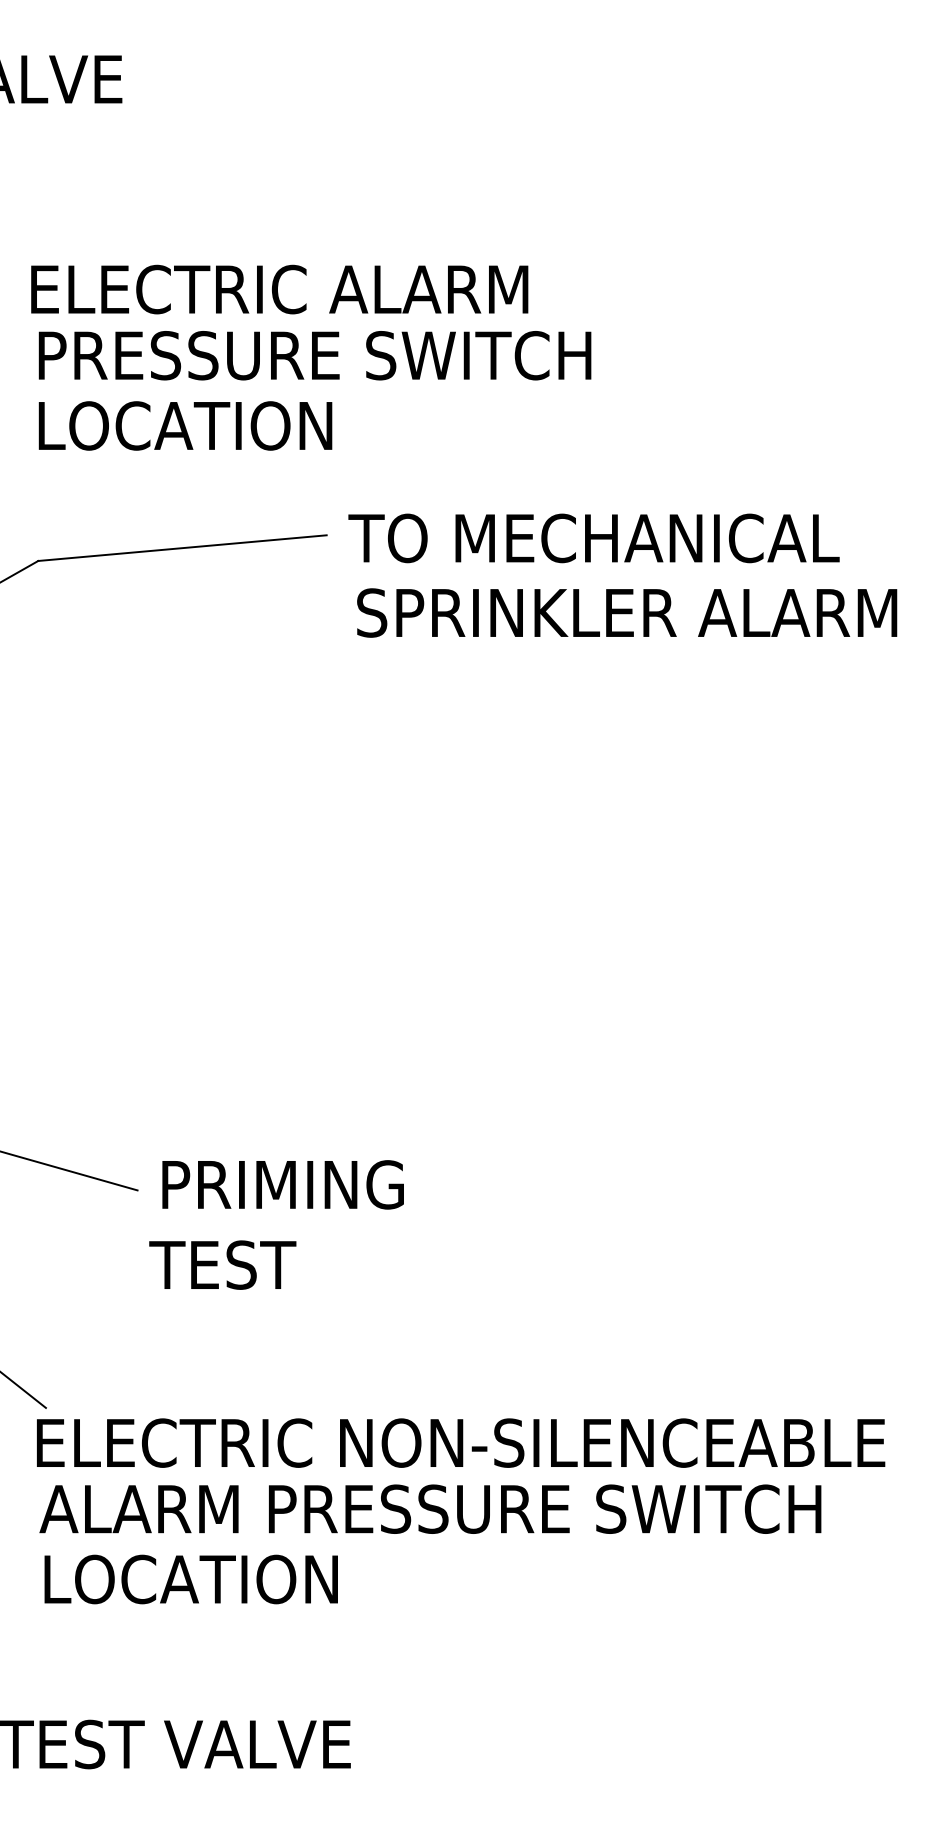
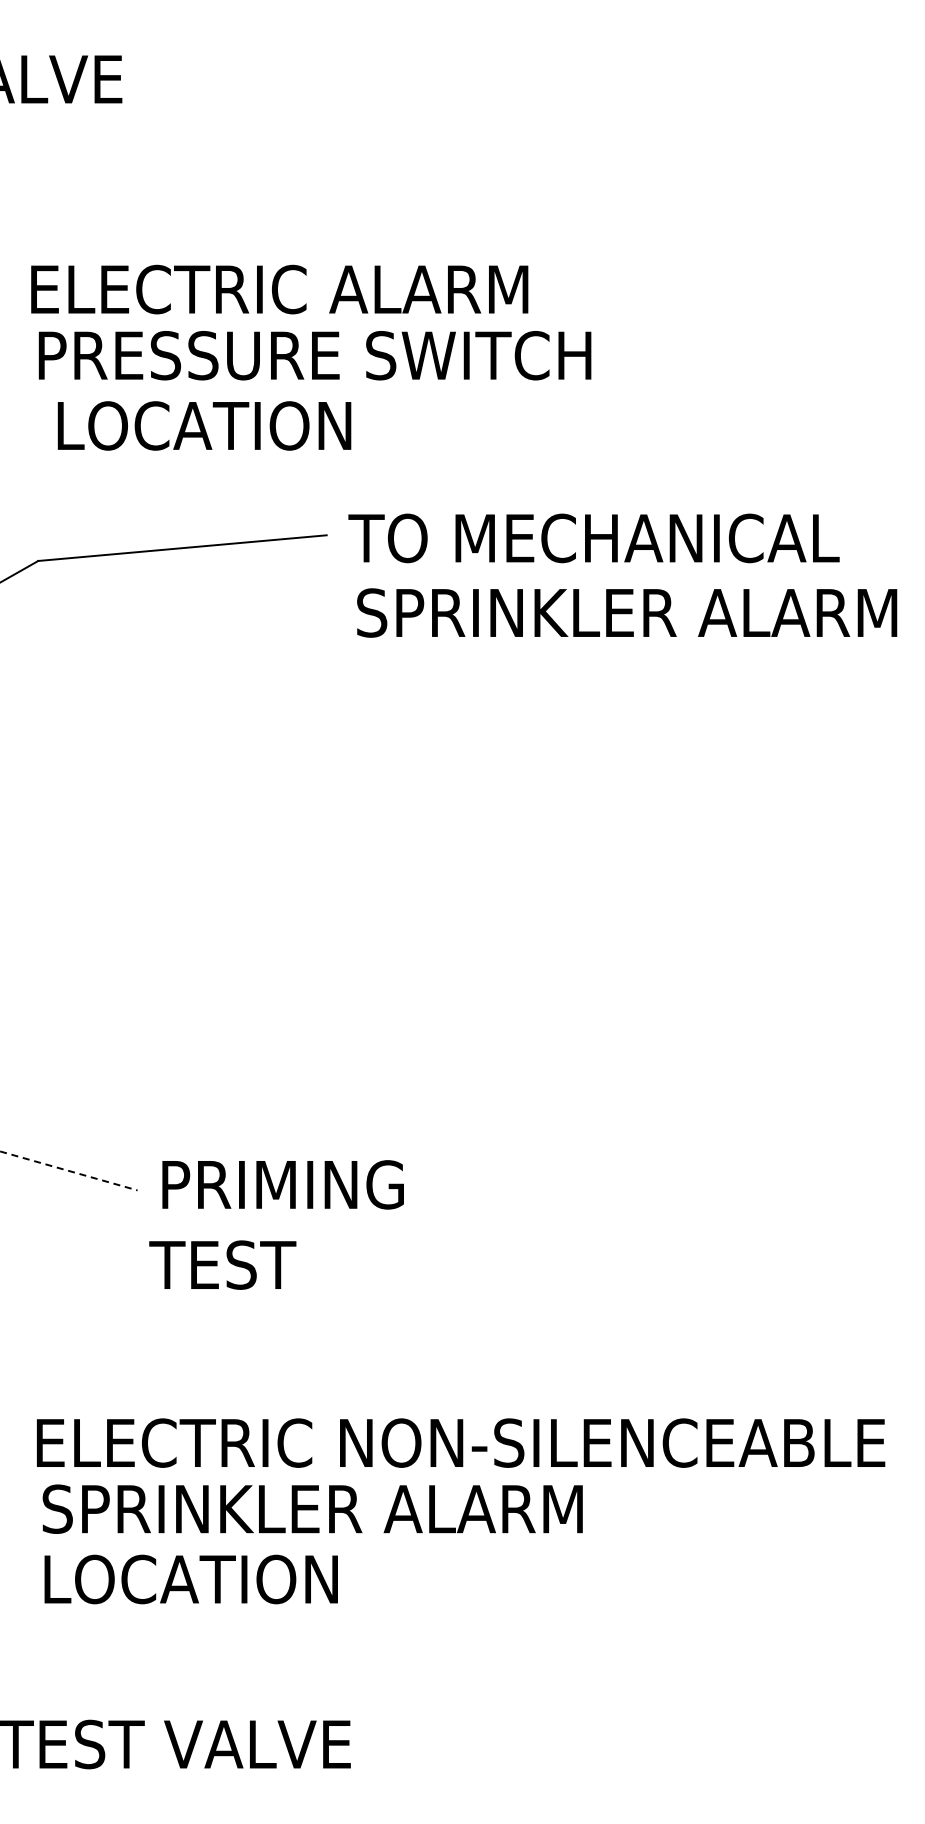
text position: (185, 425) -> (204, 425) (204, 425)
line: solid -> dashed (69, 1171)
line: present -> none (23, 1390)
text: ALARM PRESSURE SWITCH -> SPRINKLER ALARM (430, 1508)
